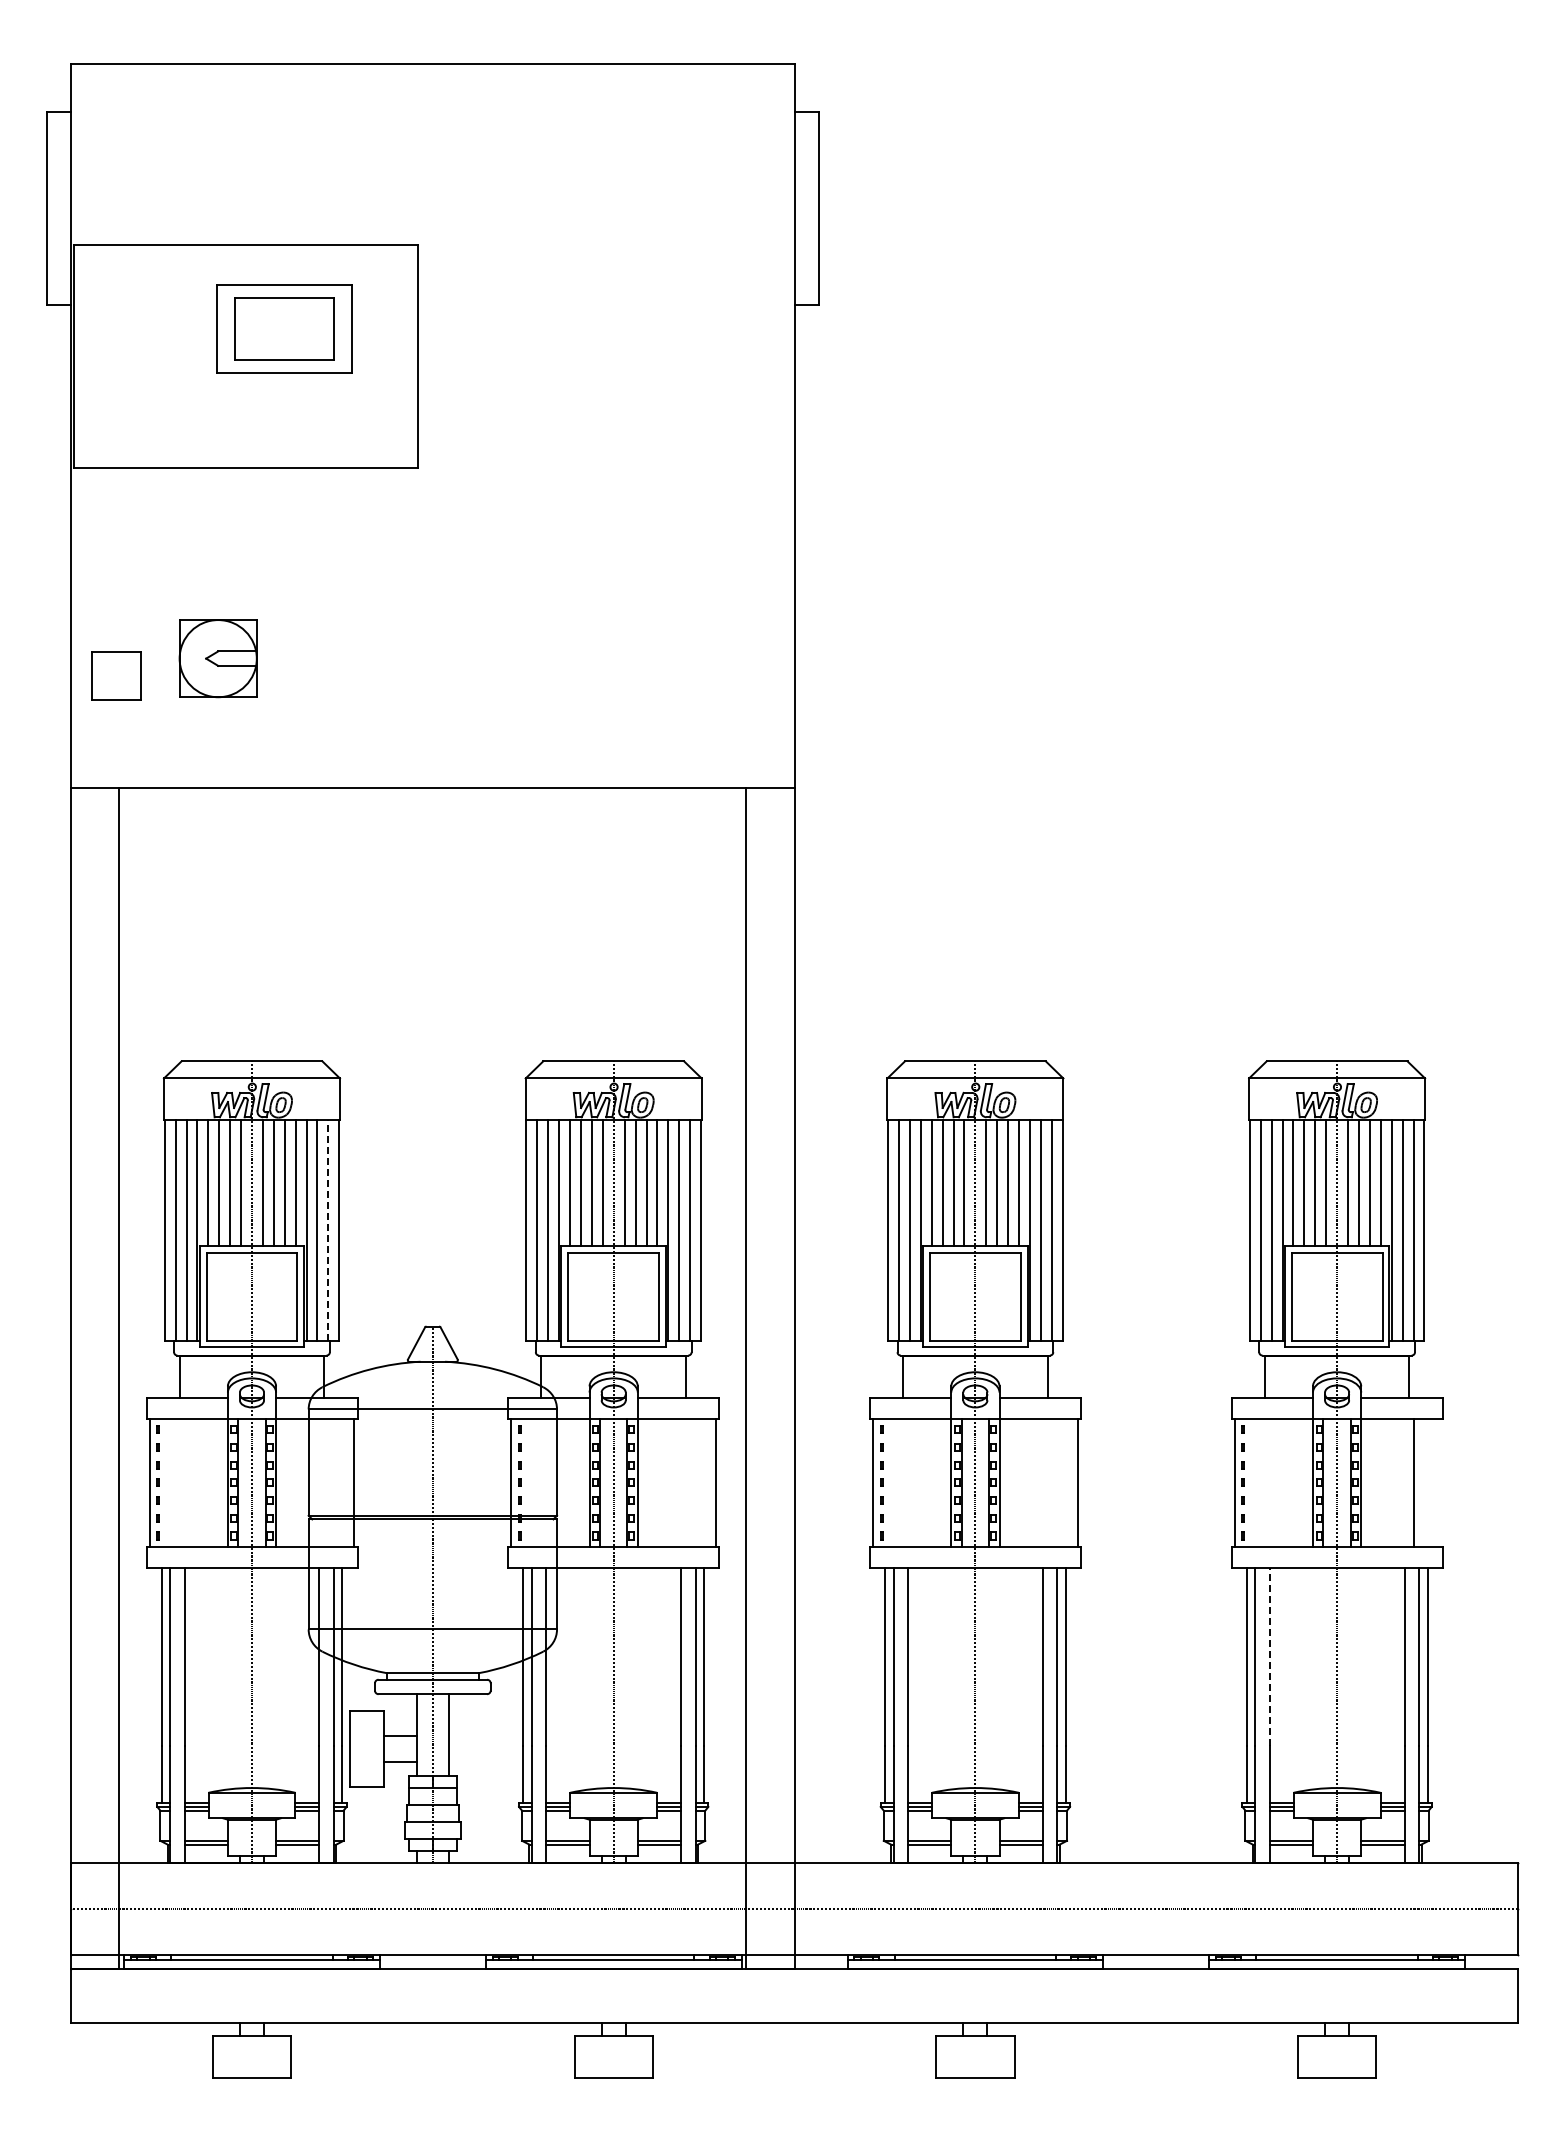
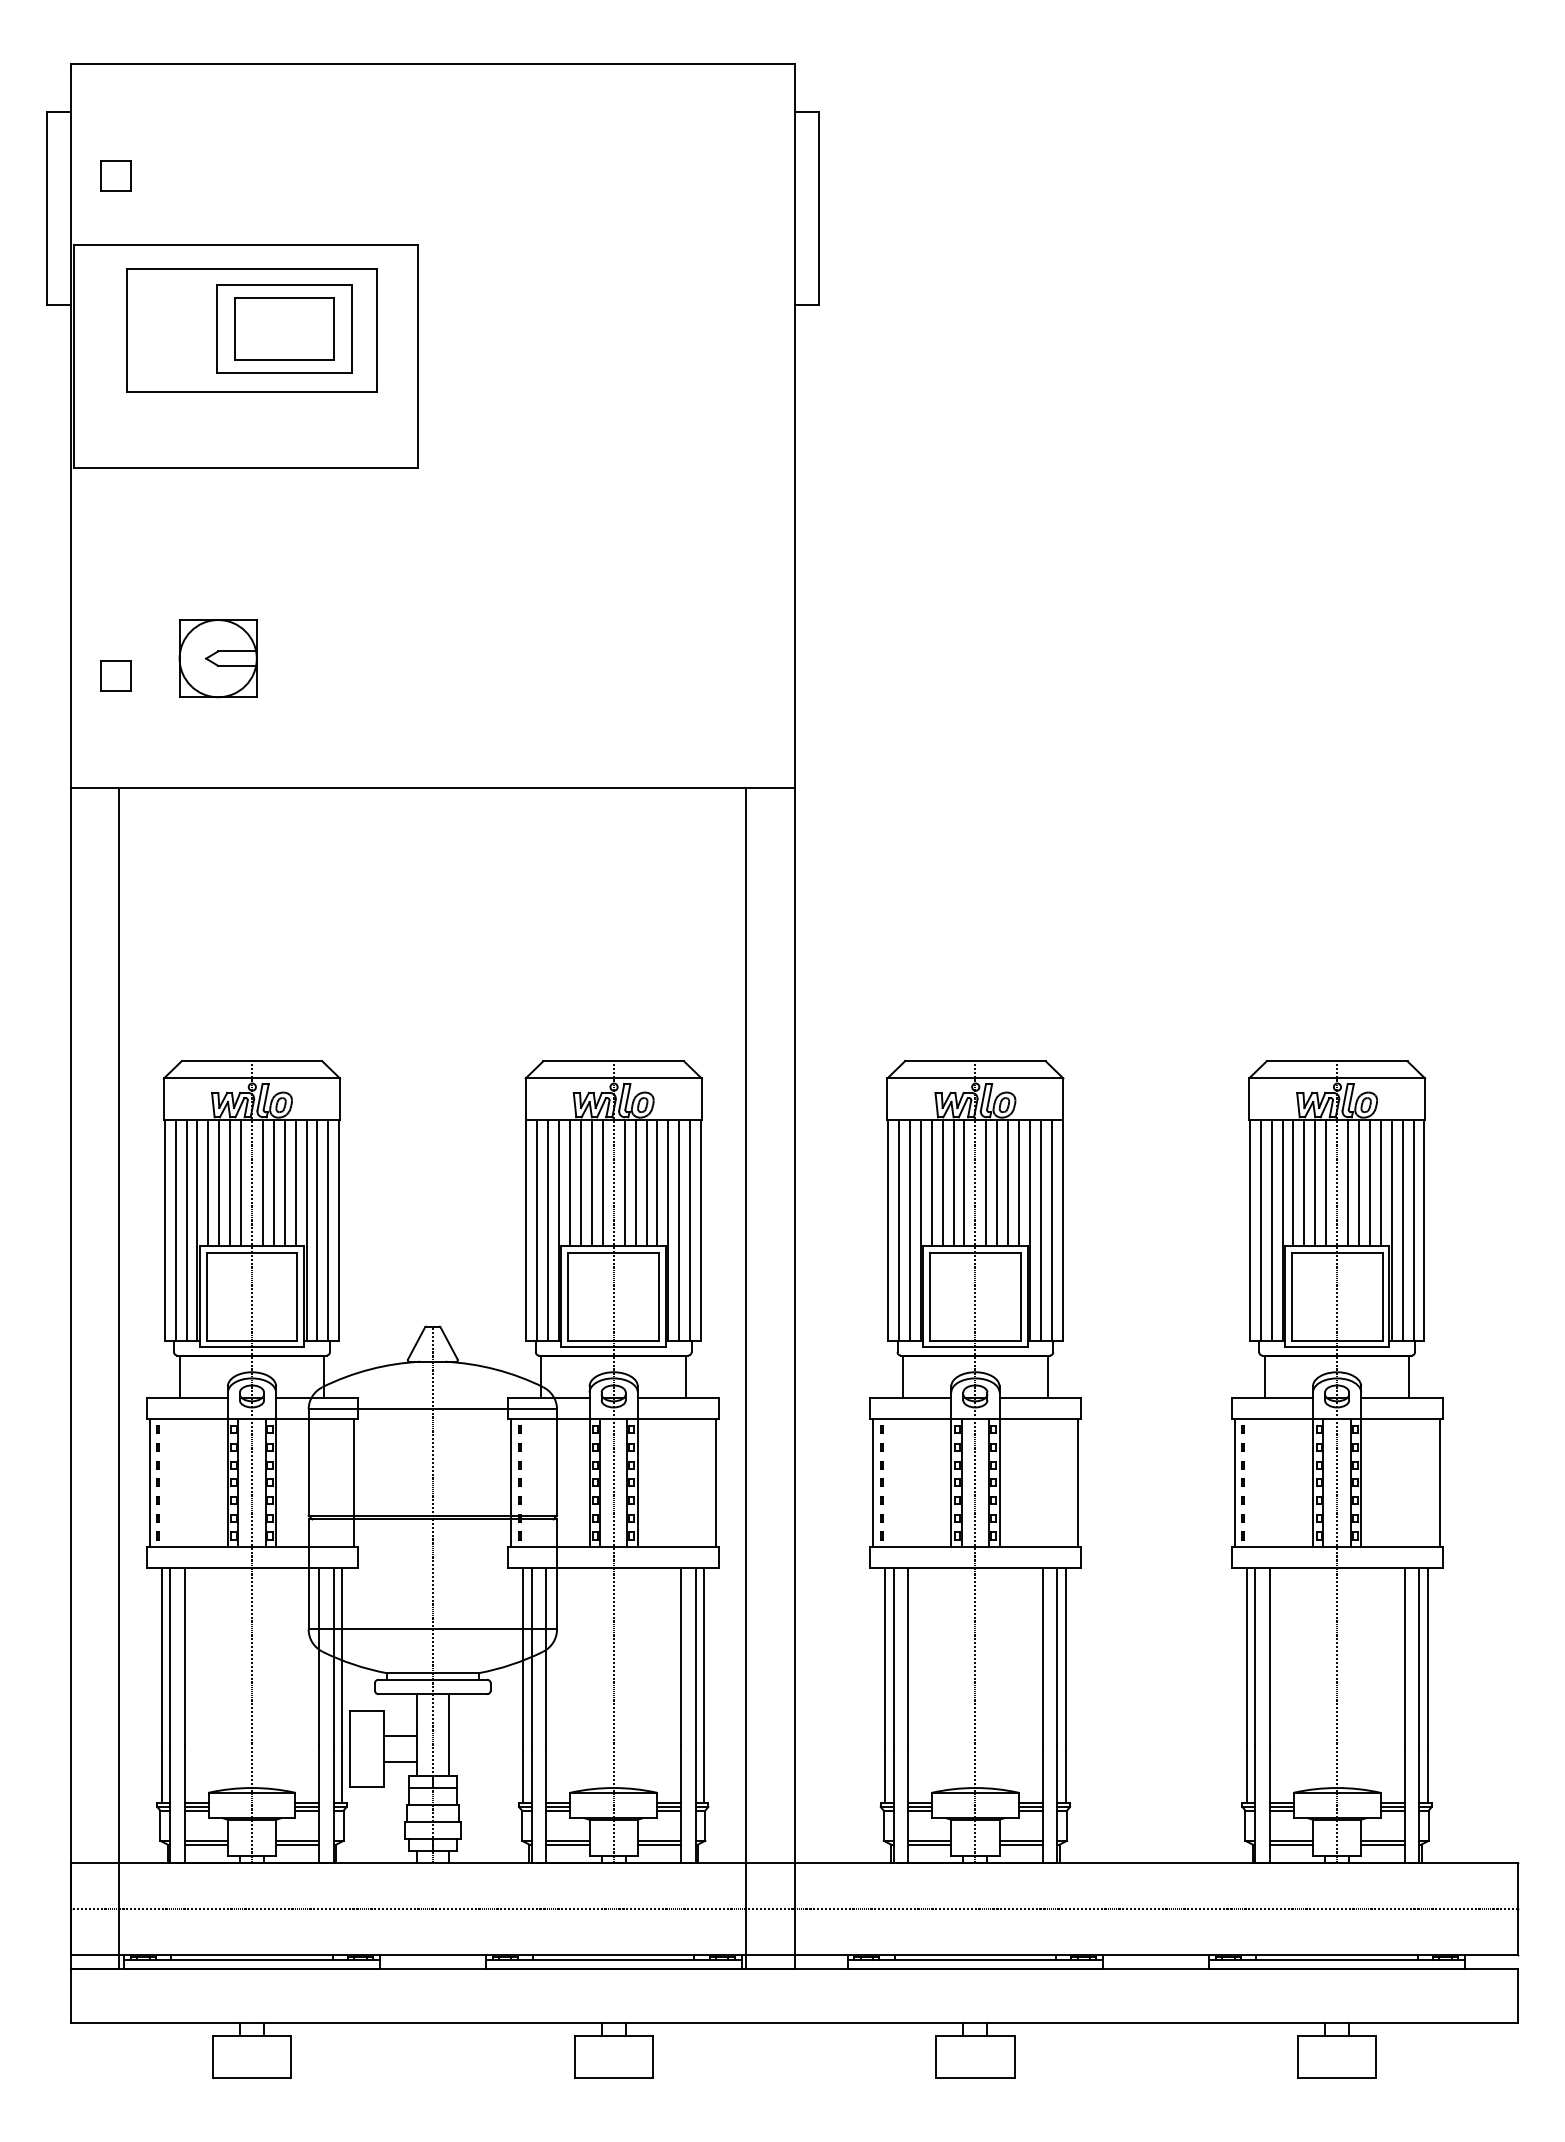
part: none -> present (115, 175)
part: none -> present (251, 330)
part size: 51x50 px -> 32x32 px (115, 675)
line: dashed -> solid (328, 1230)
line position: (1413, 1482) -> (1439, 1482) (1439, 1482)
line: dashed -> solid (1269, 1656)
